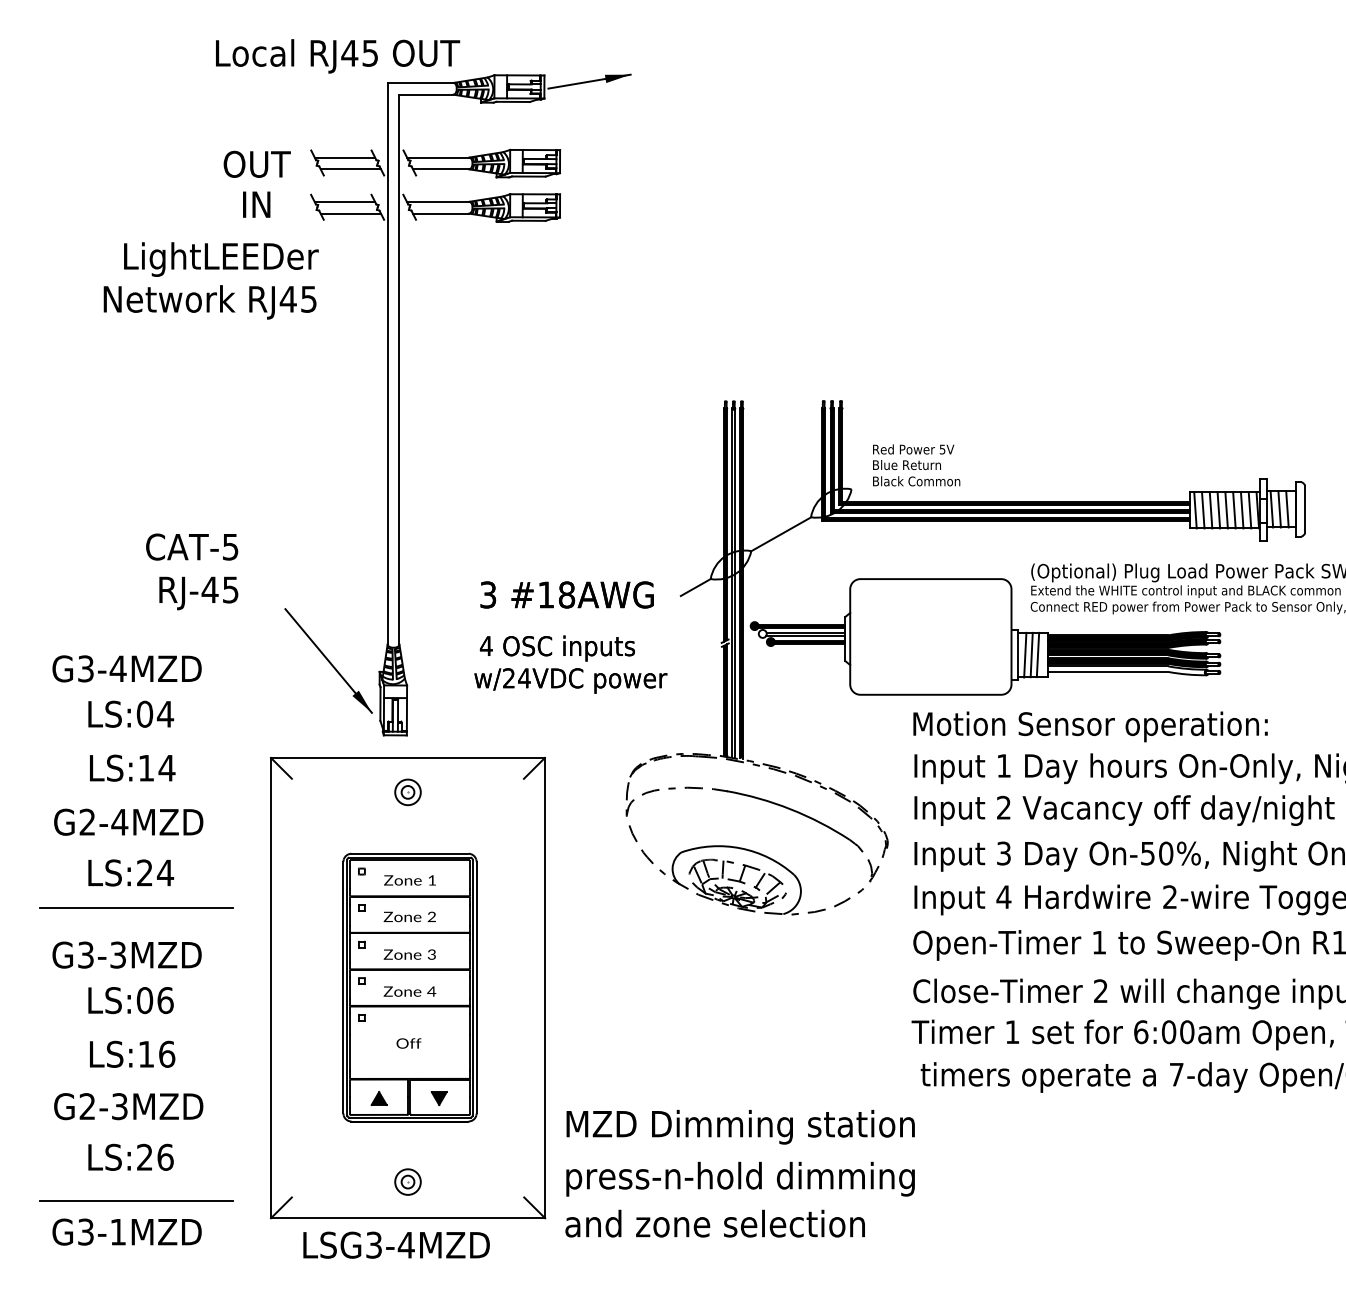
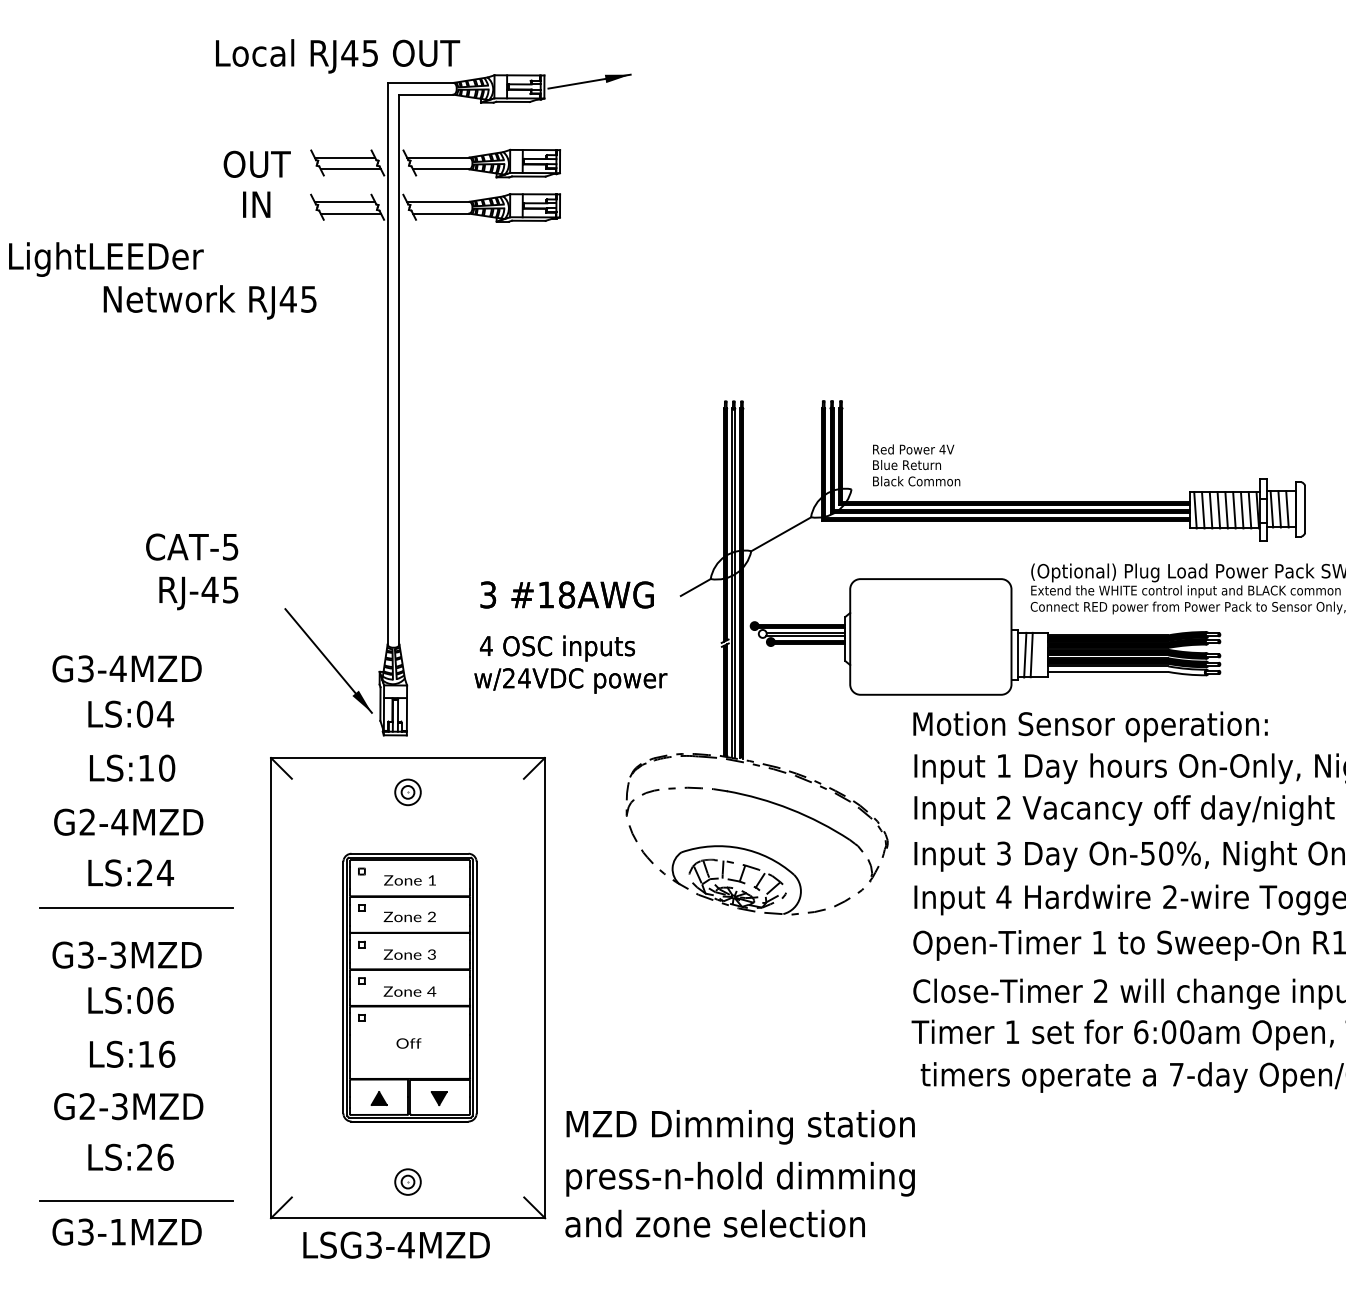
text position: (221, 259) -> (106, 259) (106, 259)
text: 5V -> 4V (942, 449)
line: present -> none (1037, 654)
text: LS:14 -> LS:10 (166, 767)
